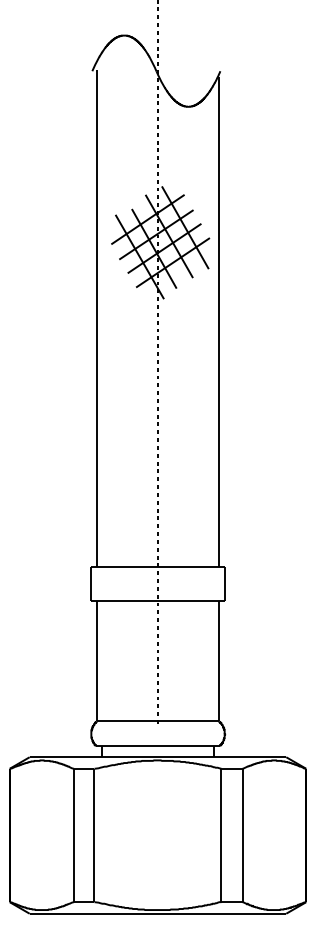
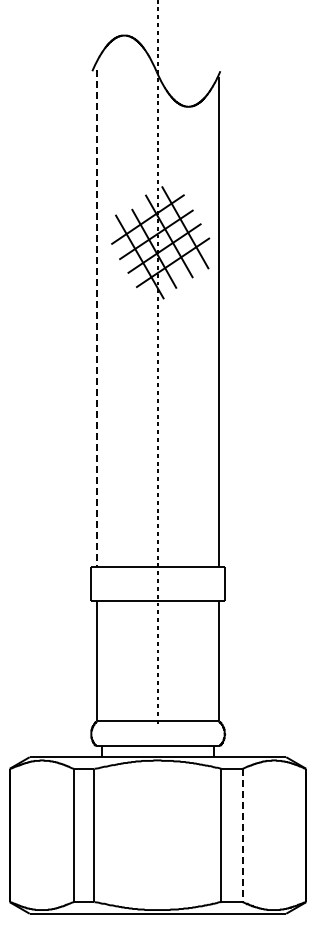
line: solid -> dashed (96, 318)
line: solid -> dashed (242, 835)
